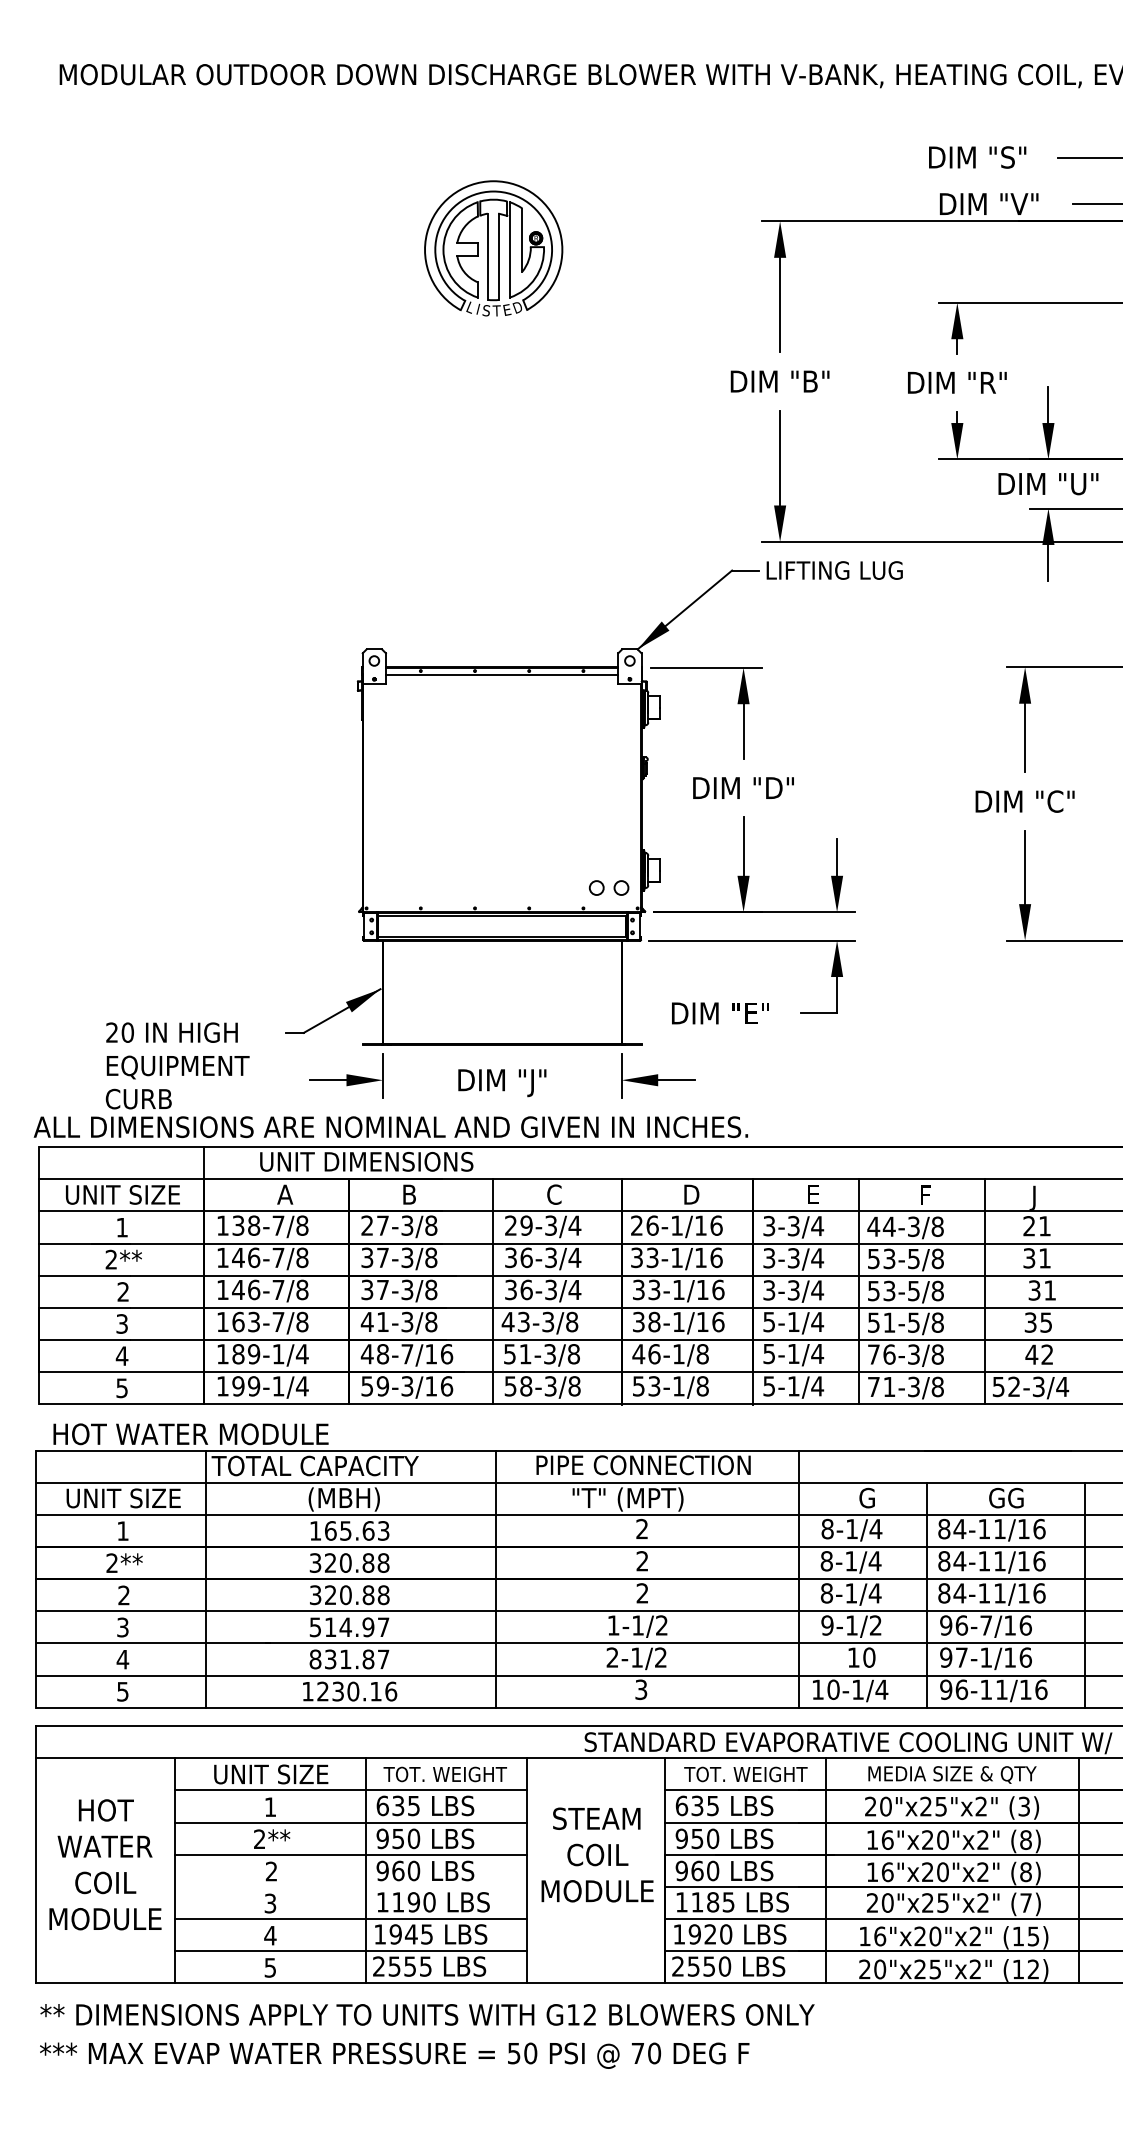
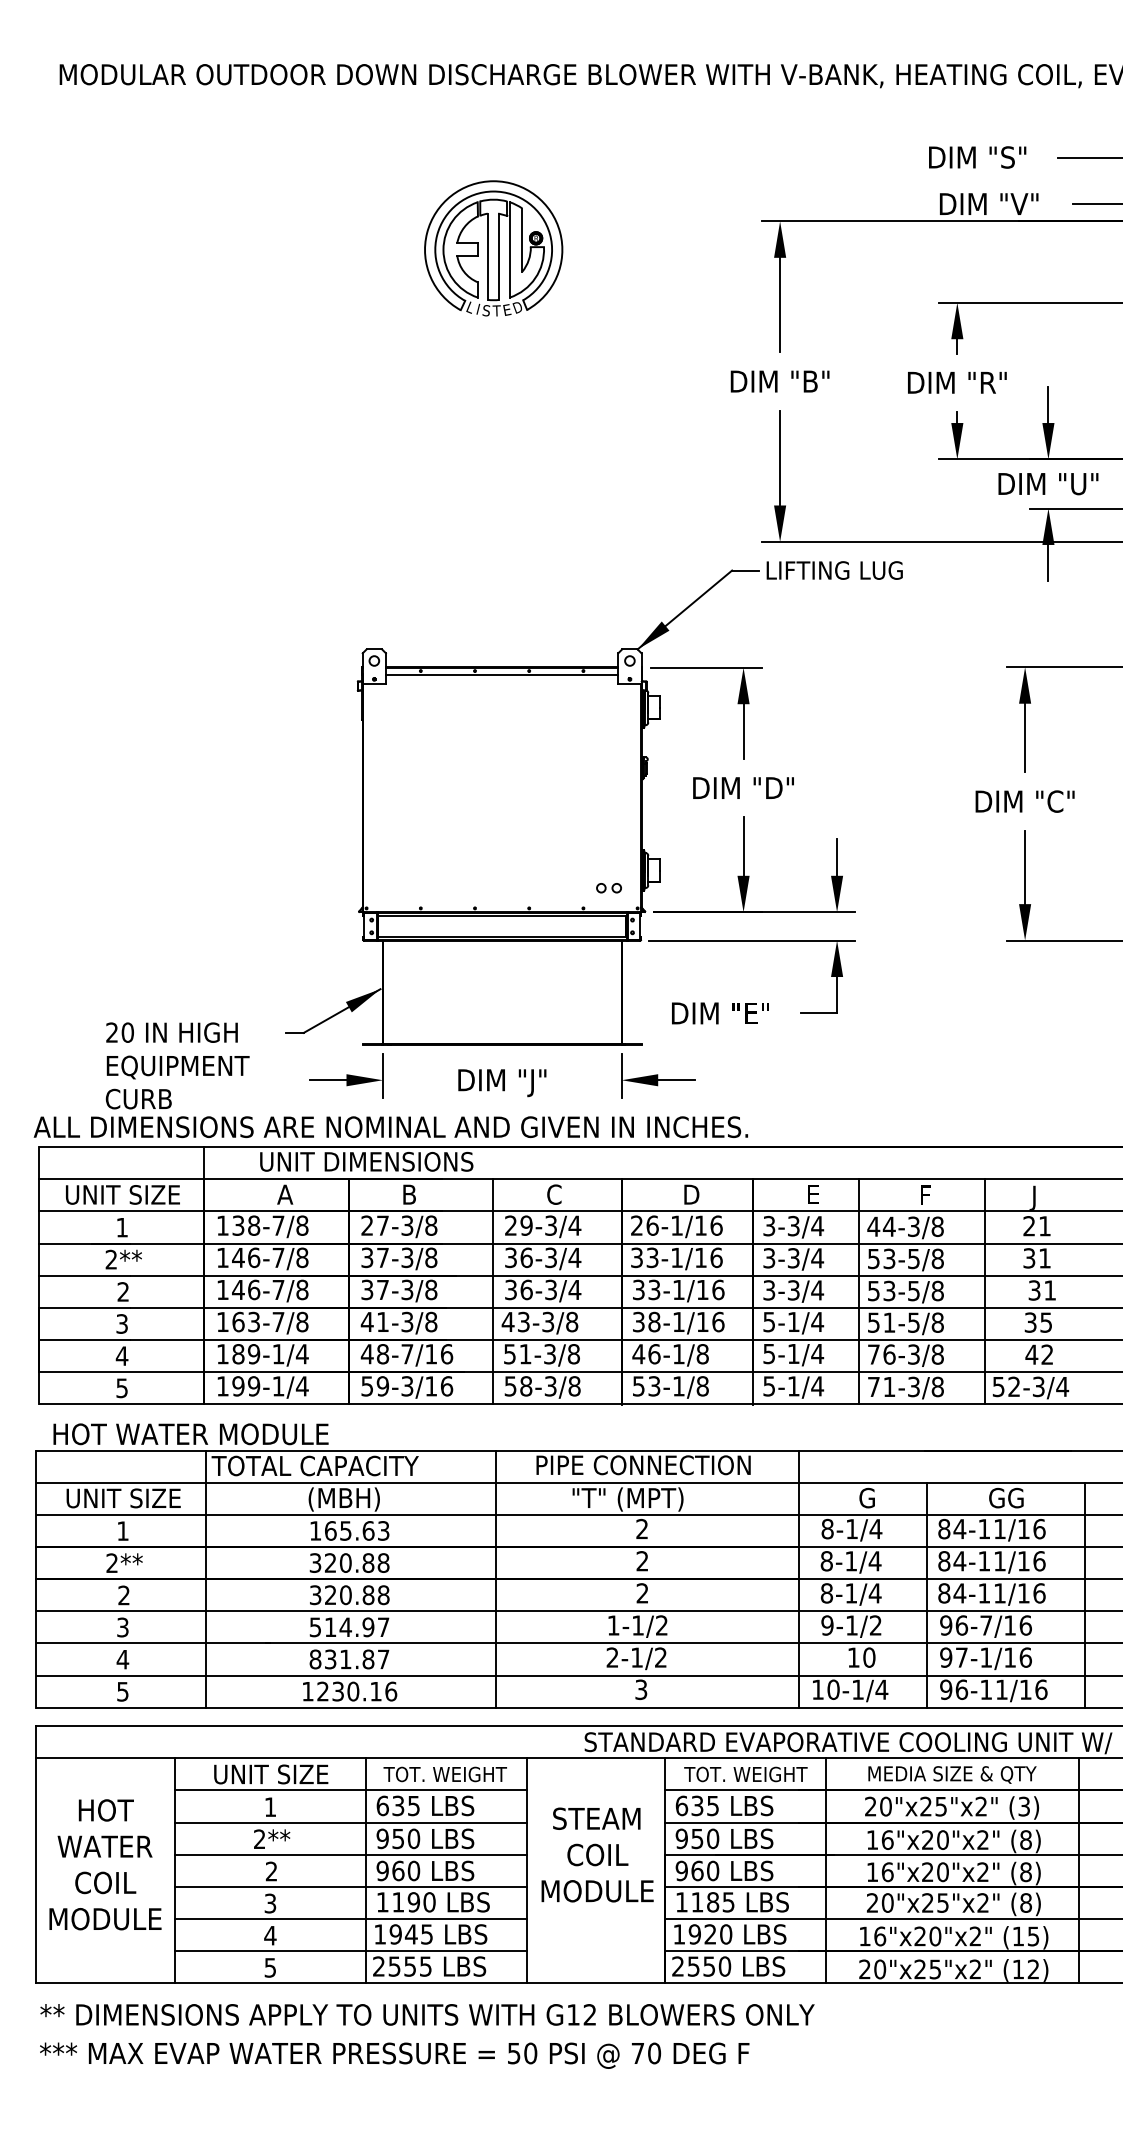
part size: 41x16 px -> 26x11 px (608, 888)
line: none -> present (351, 1886)
text: (7) -> (8) (1026, 1902)
